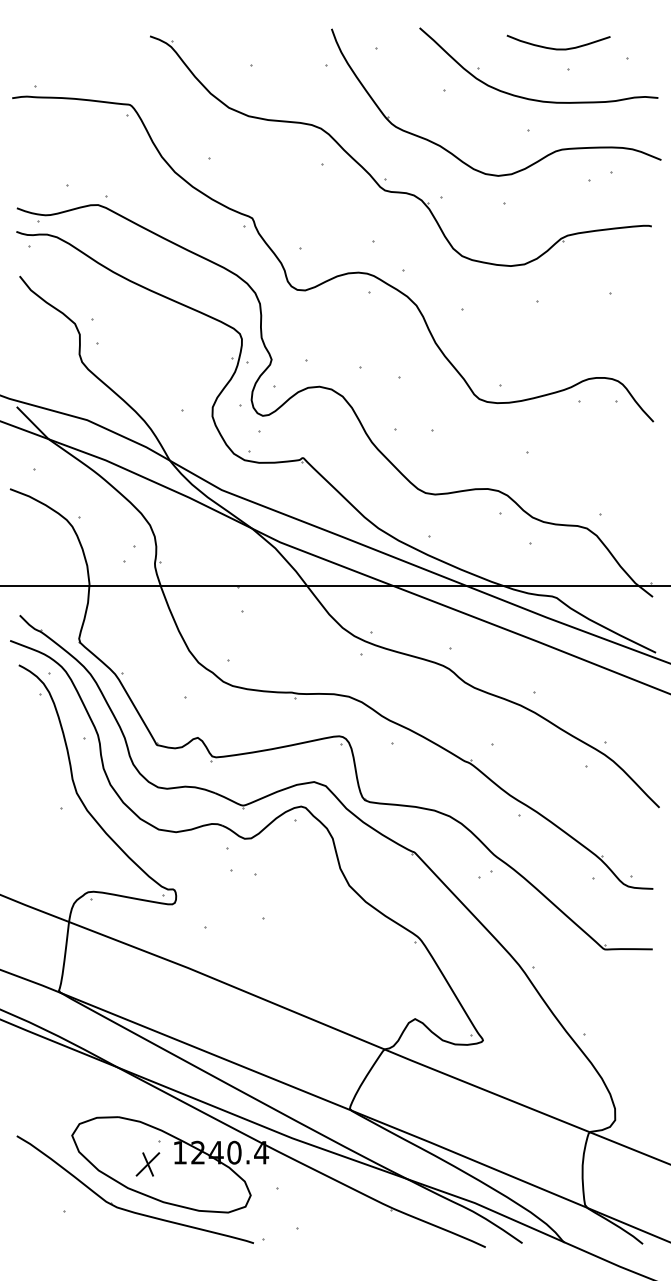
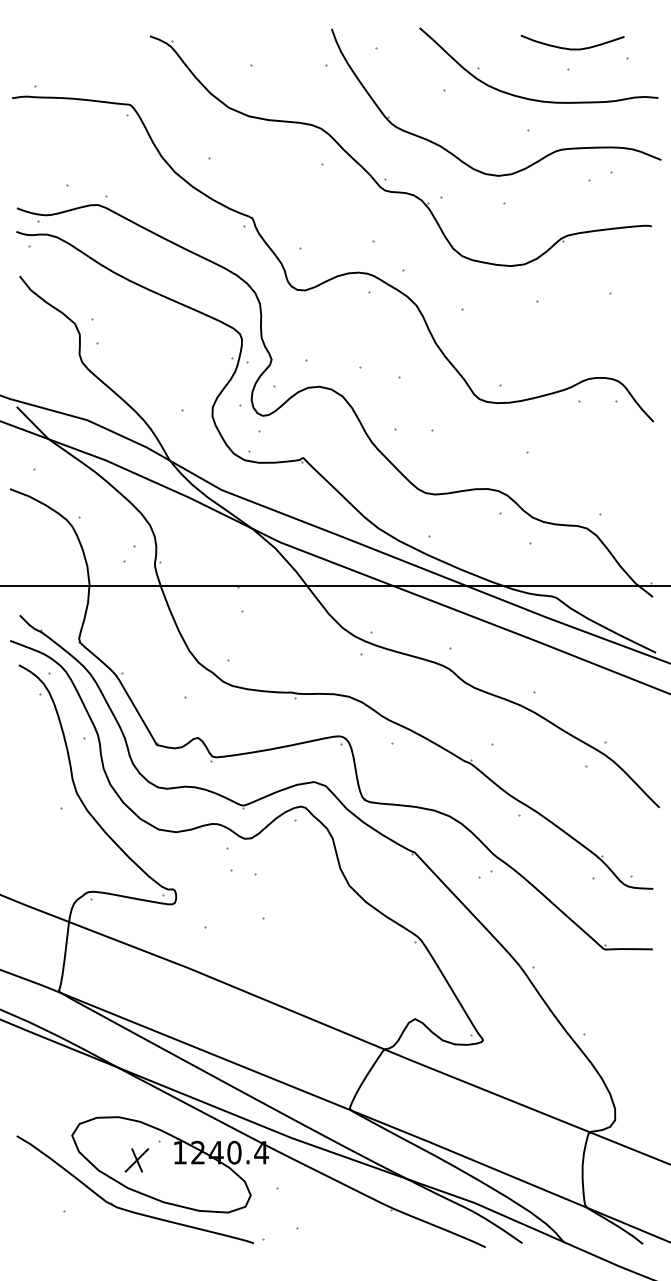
curve position: (558, 48) -> (572, 48) (572, 48)
part position: (147, 1164) -> (136, 1160) (136, 1160)
